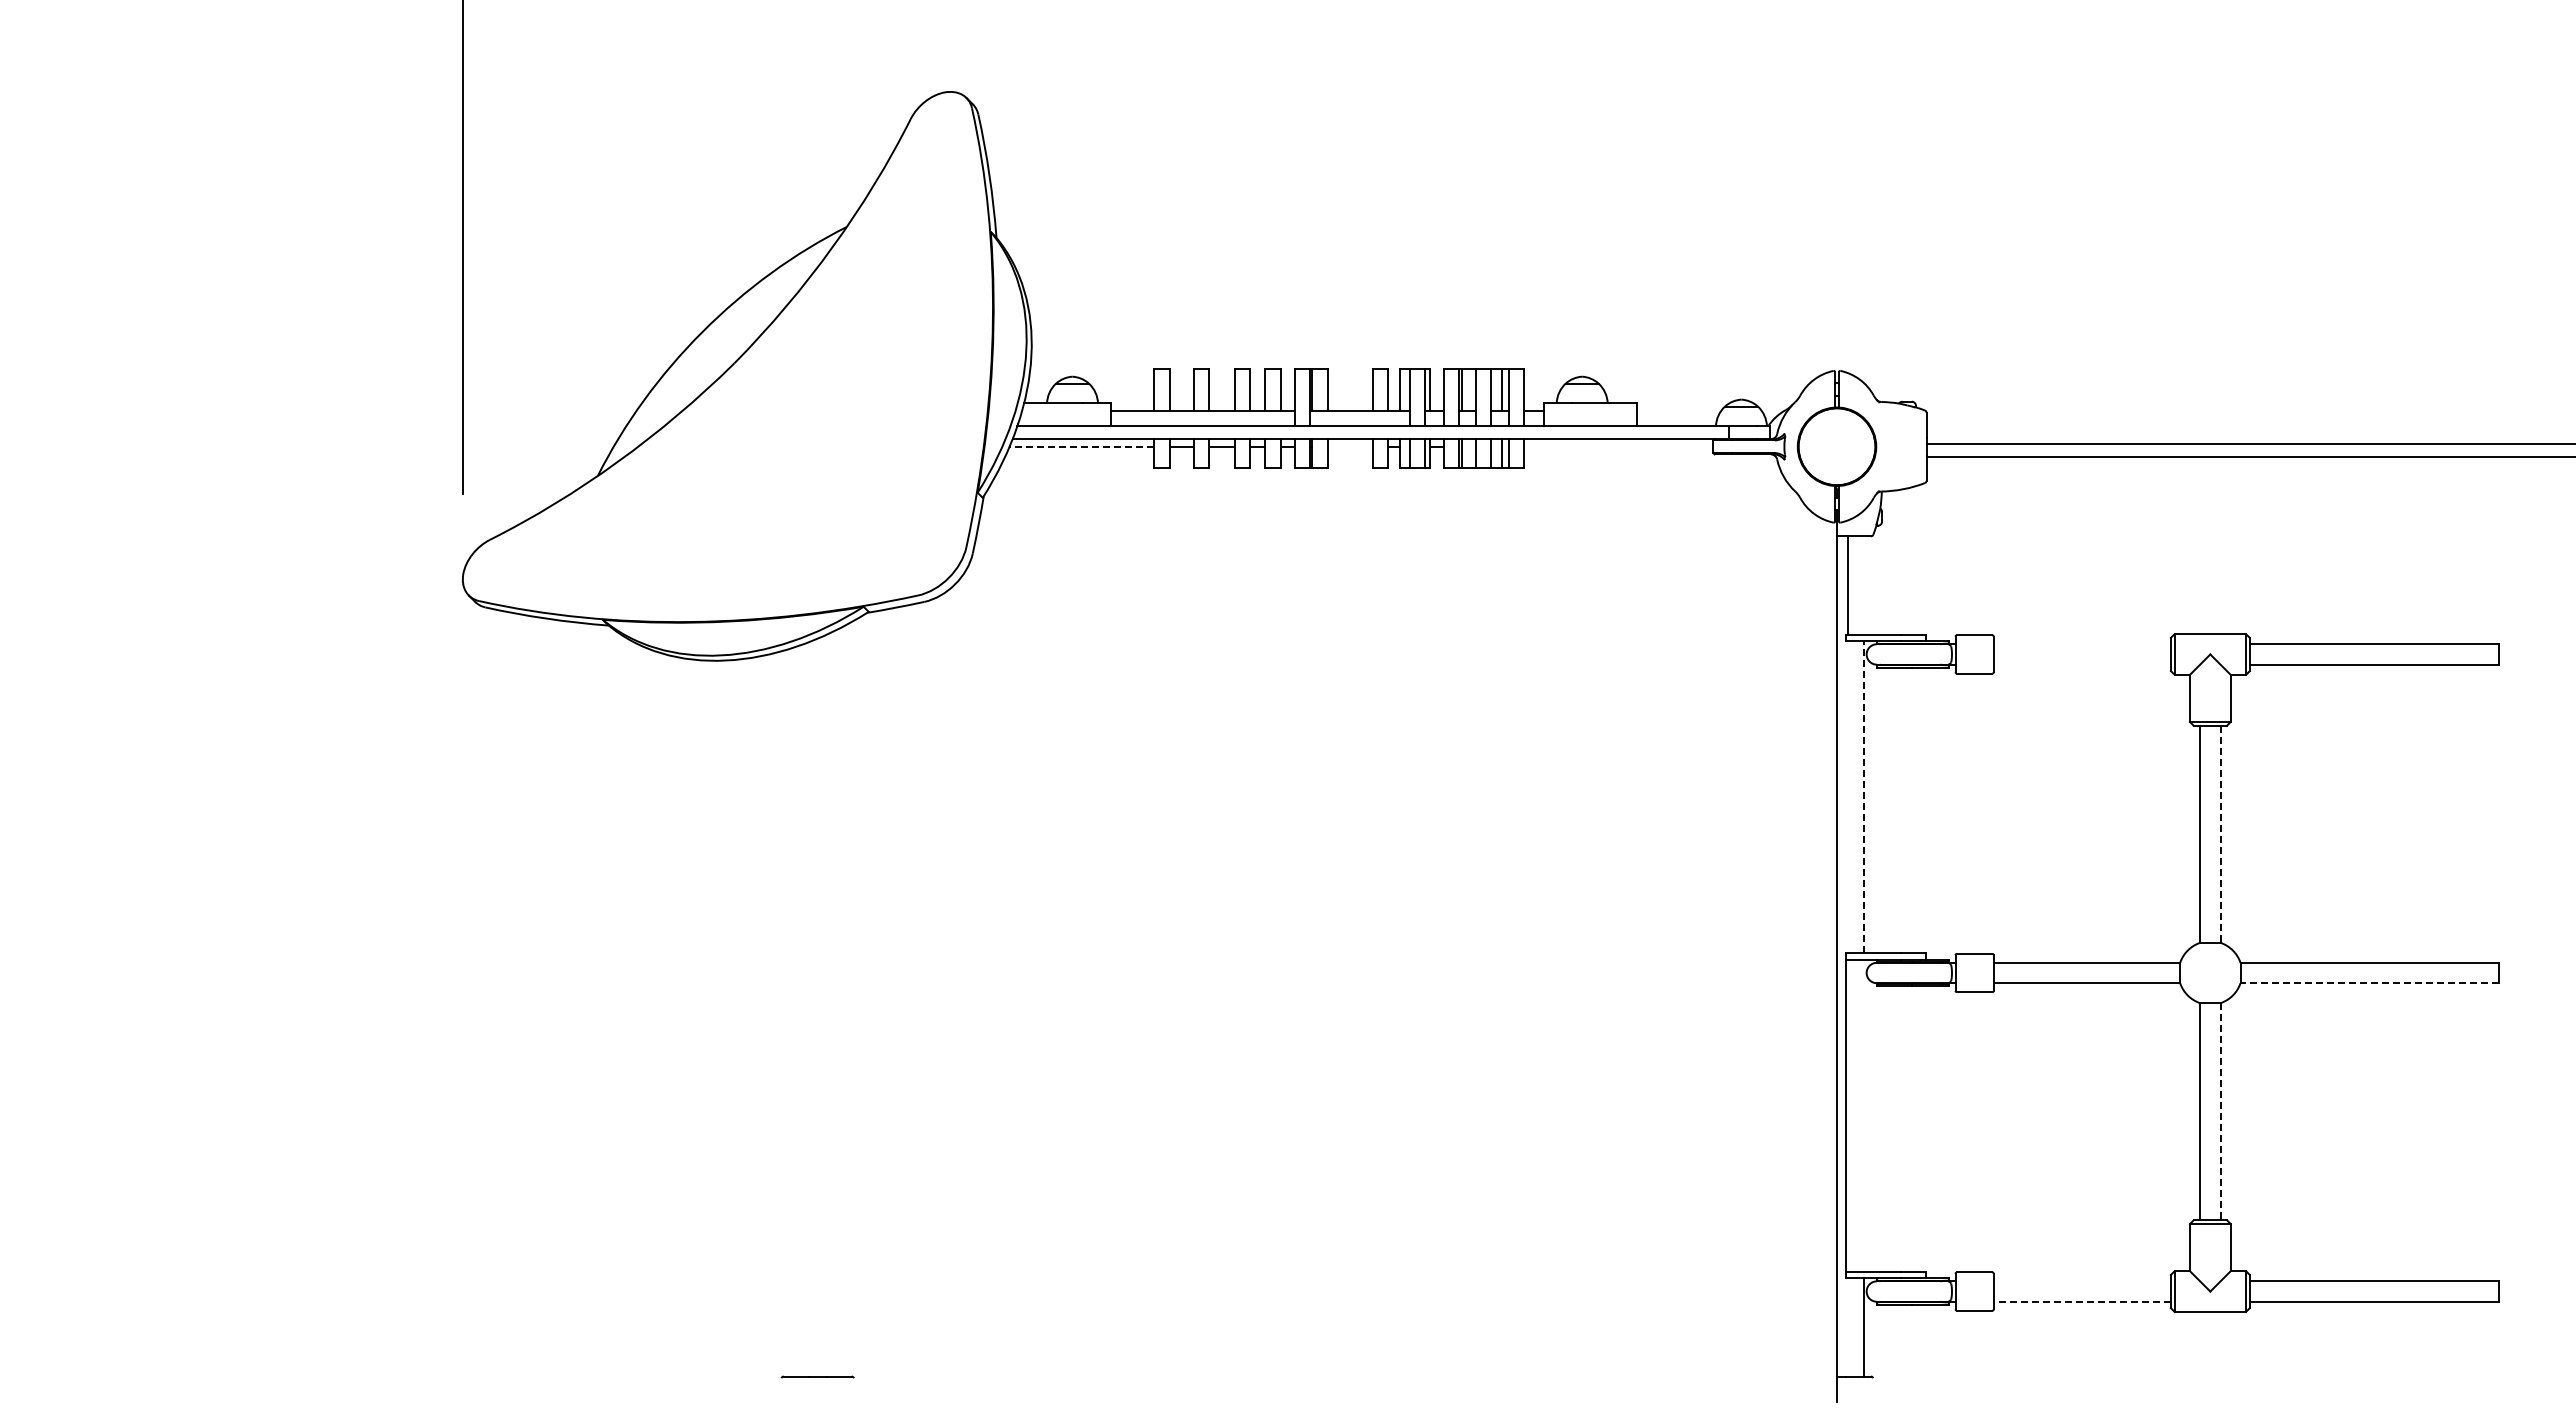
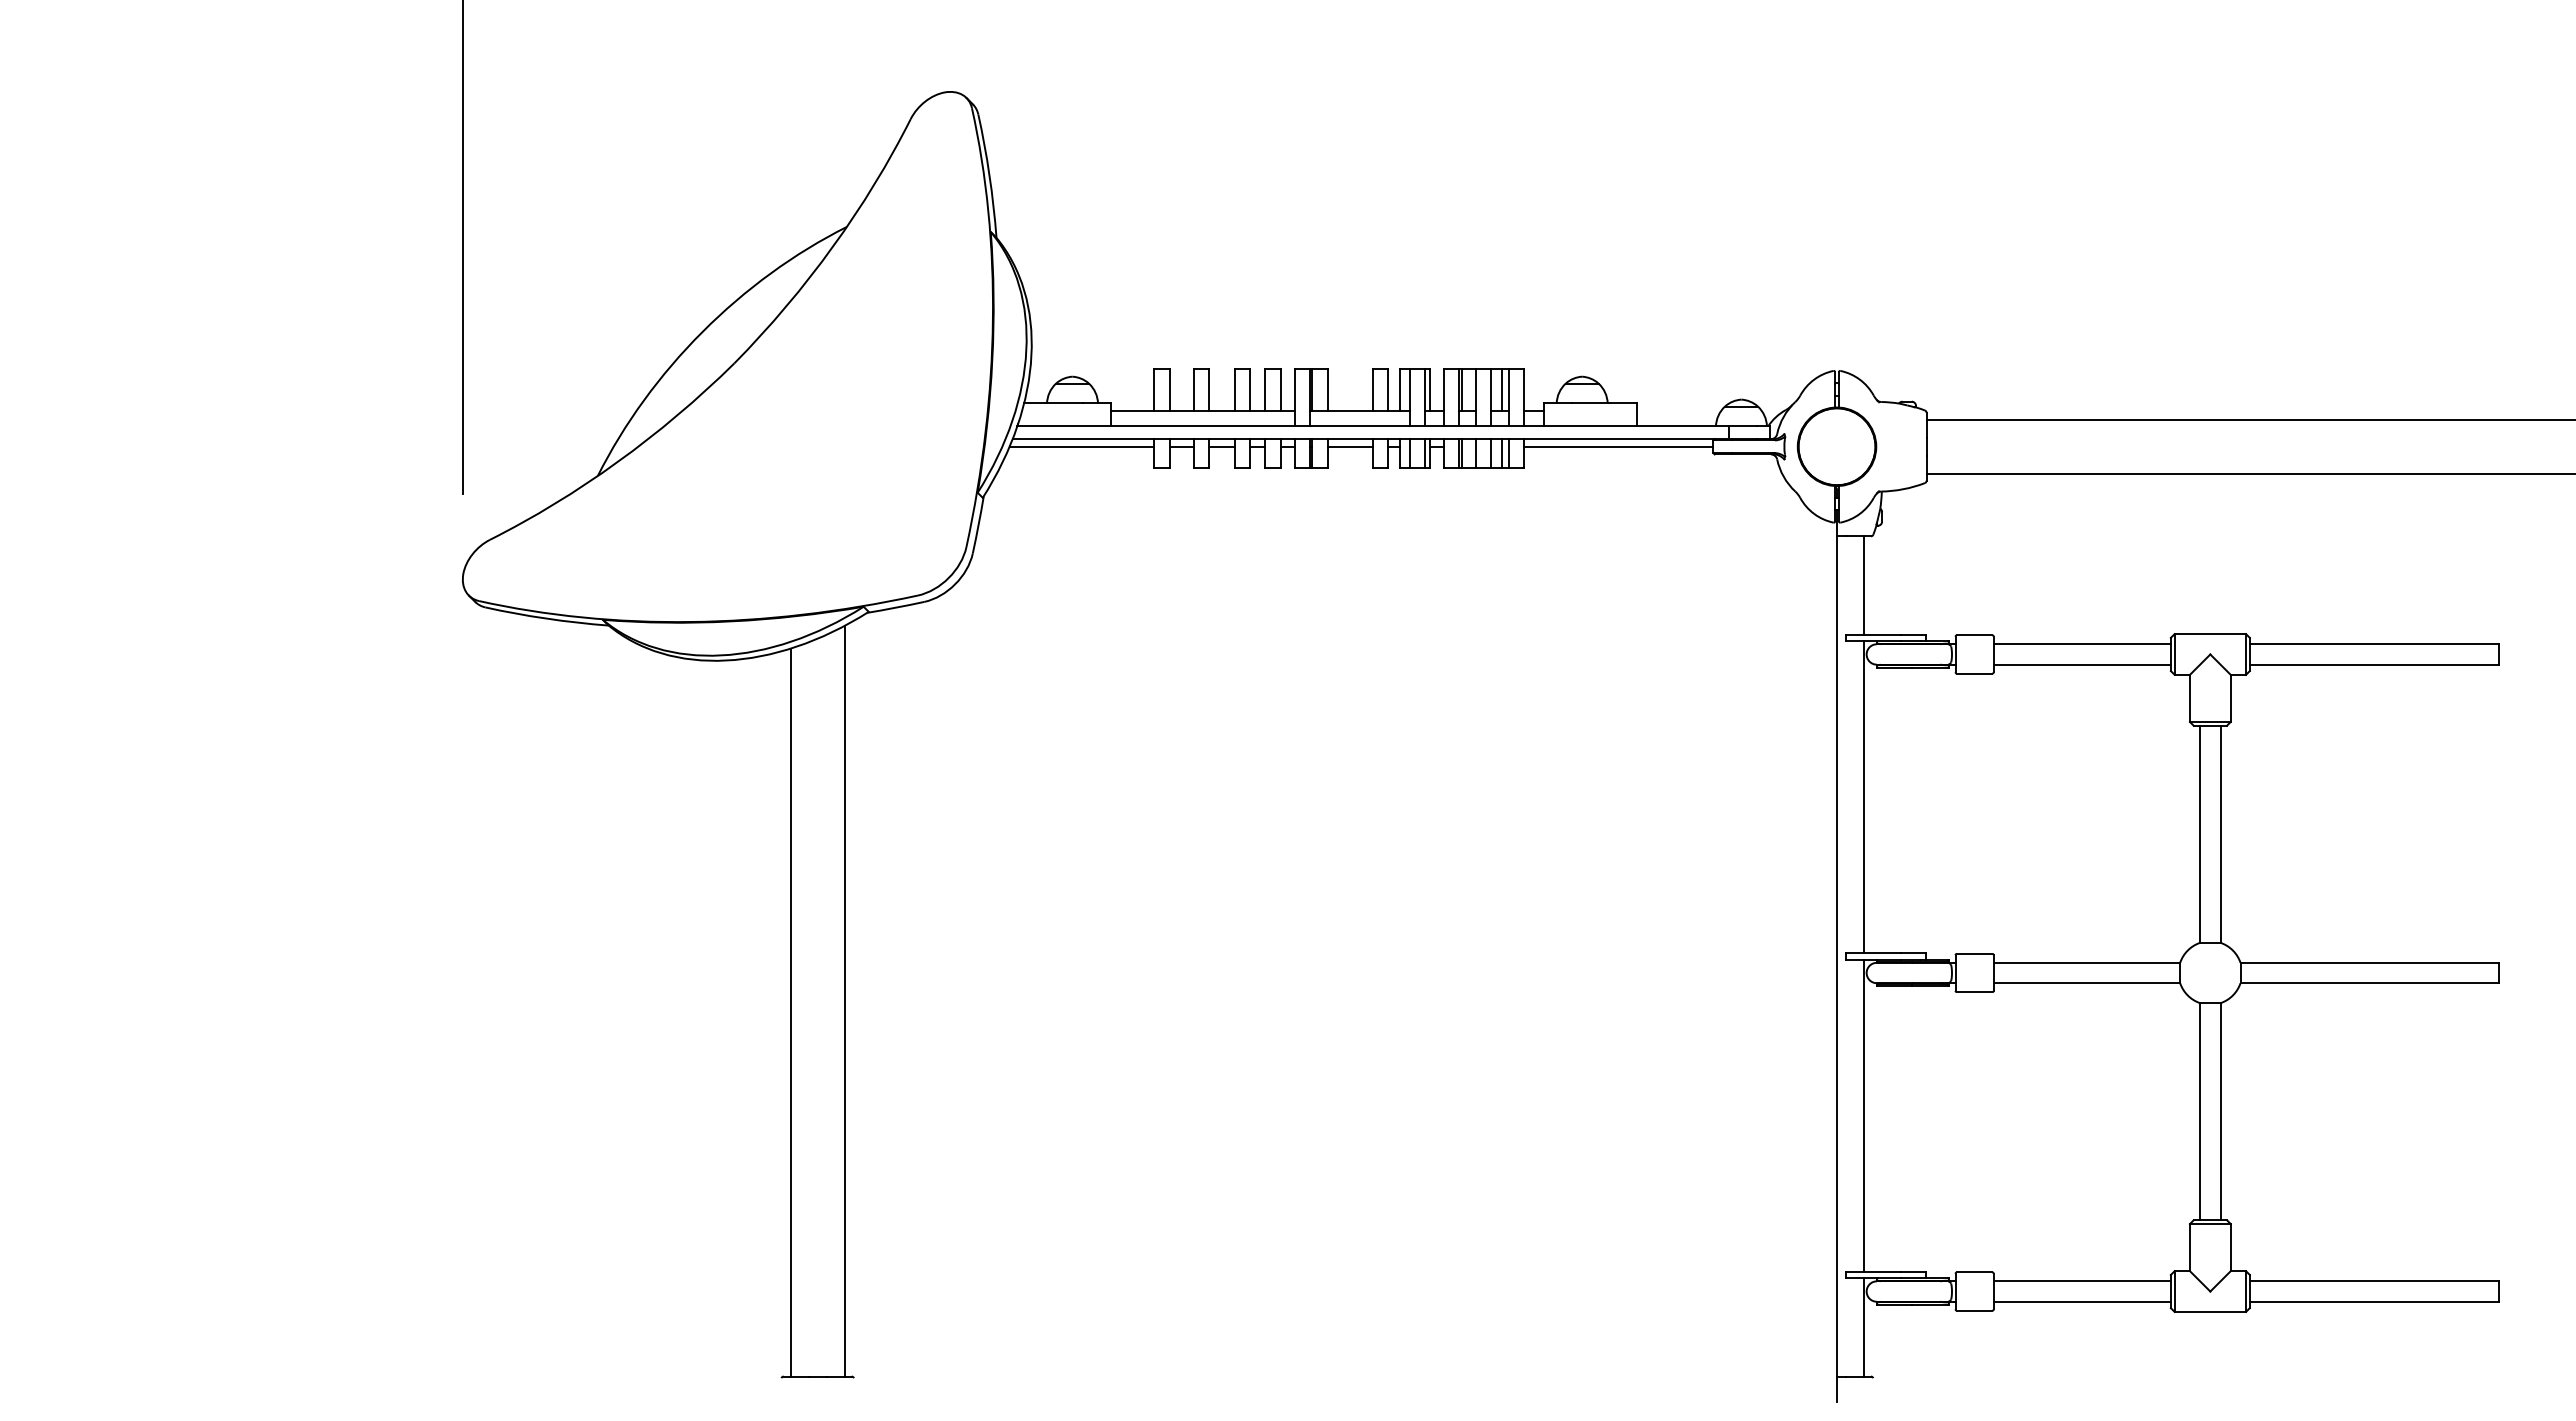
line position: (2249, 443) -> (2249, 473) (2249, 473)
line: dashed -> solid (1081, 446)
line: none -> present (1350, 446)
line: none -> present (1618, 446)
line position: (2249, 456) -> (2249, 419) (2249, 419)
line position: (1848, 585) -> (1864, 585) (1864, 585)
line: none -> present (2081, 644)
line: none -> present (2081, 664)
line: dashed -> solid (1864, 796)
line: dashed -> solid (2220, 834)
line: dashed -> solid (2369, 983)
line: none -> present (844, 1000)
line: none -> present (790, 1012)
line: dashed -> solid (2220, 1111)
line position: (1846, 1115) -> (1864, 1115) (1864, 1115)
line: none -> present (2081, 1281)
line: dashed -> solid (2082, 1301)
